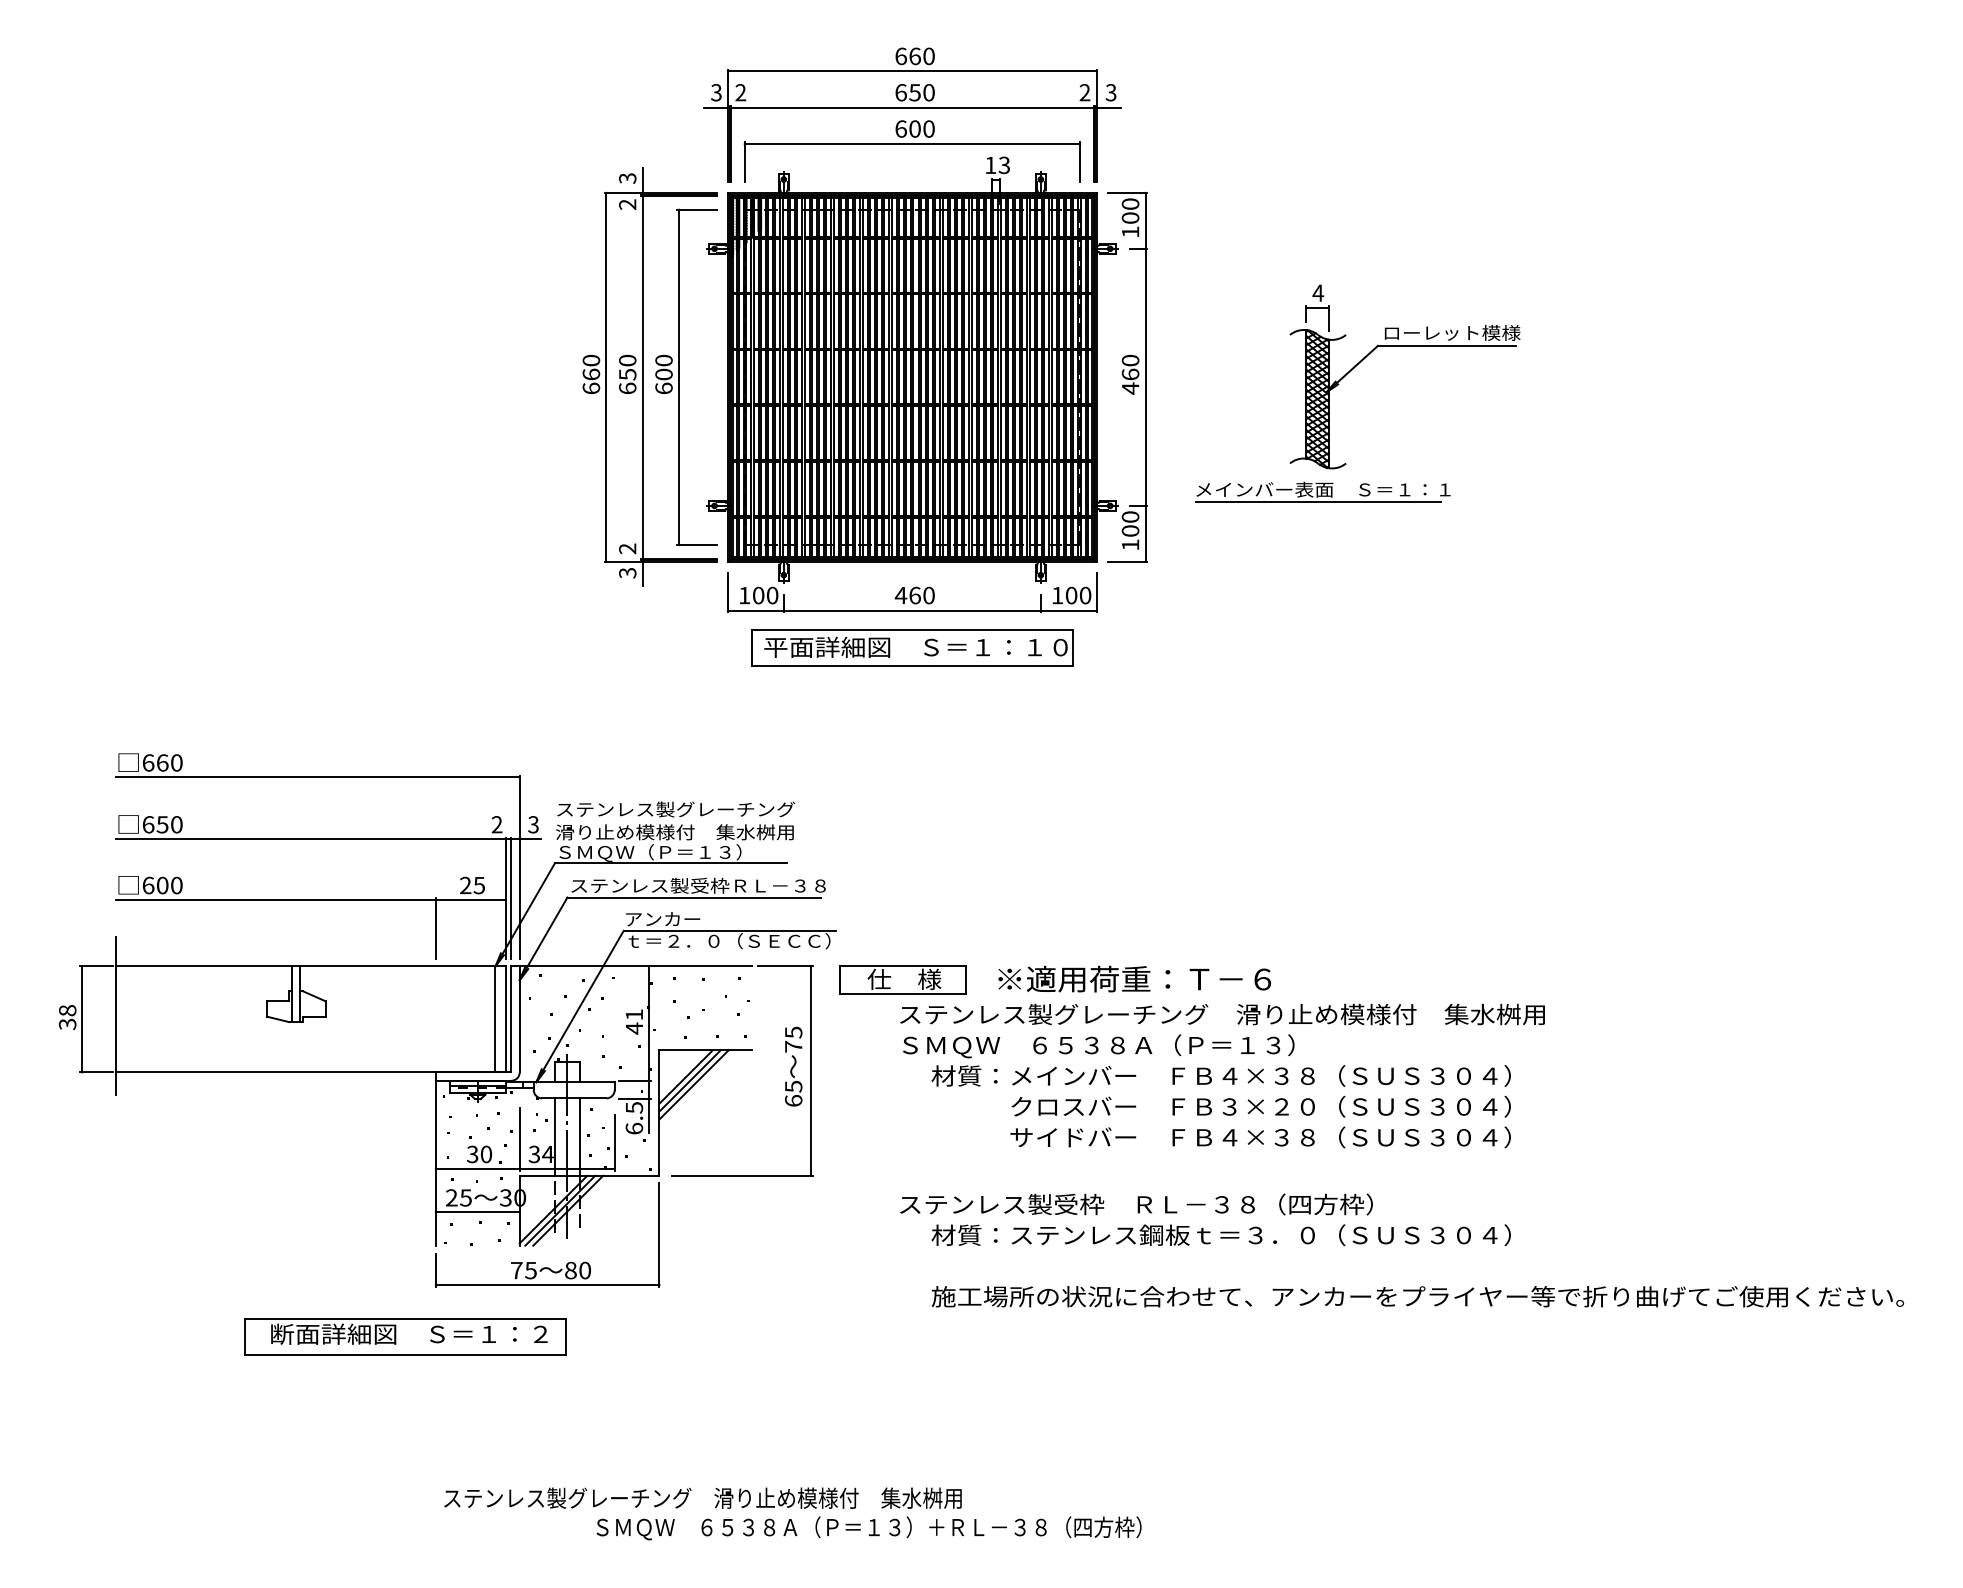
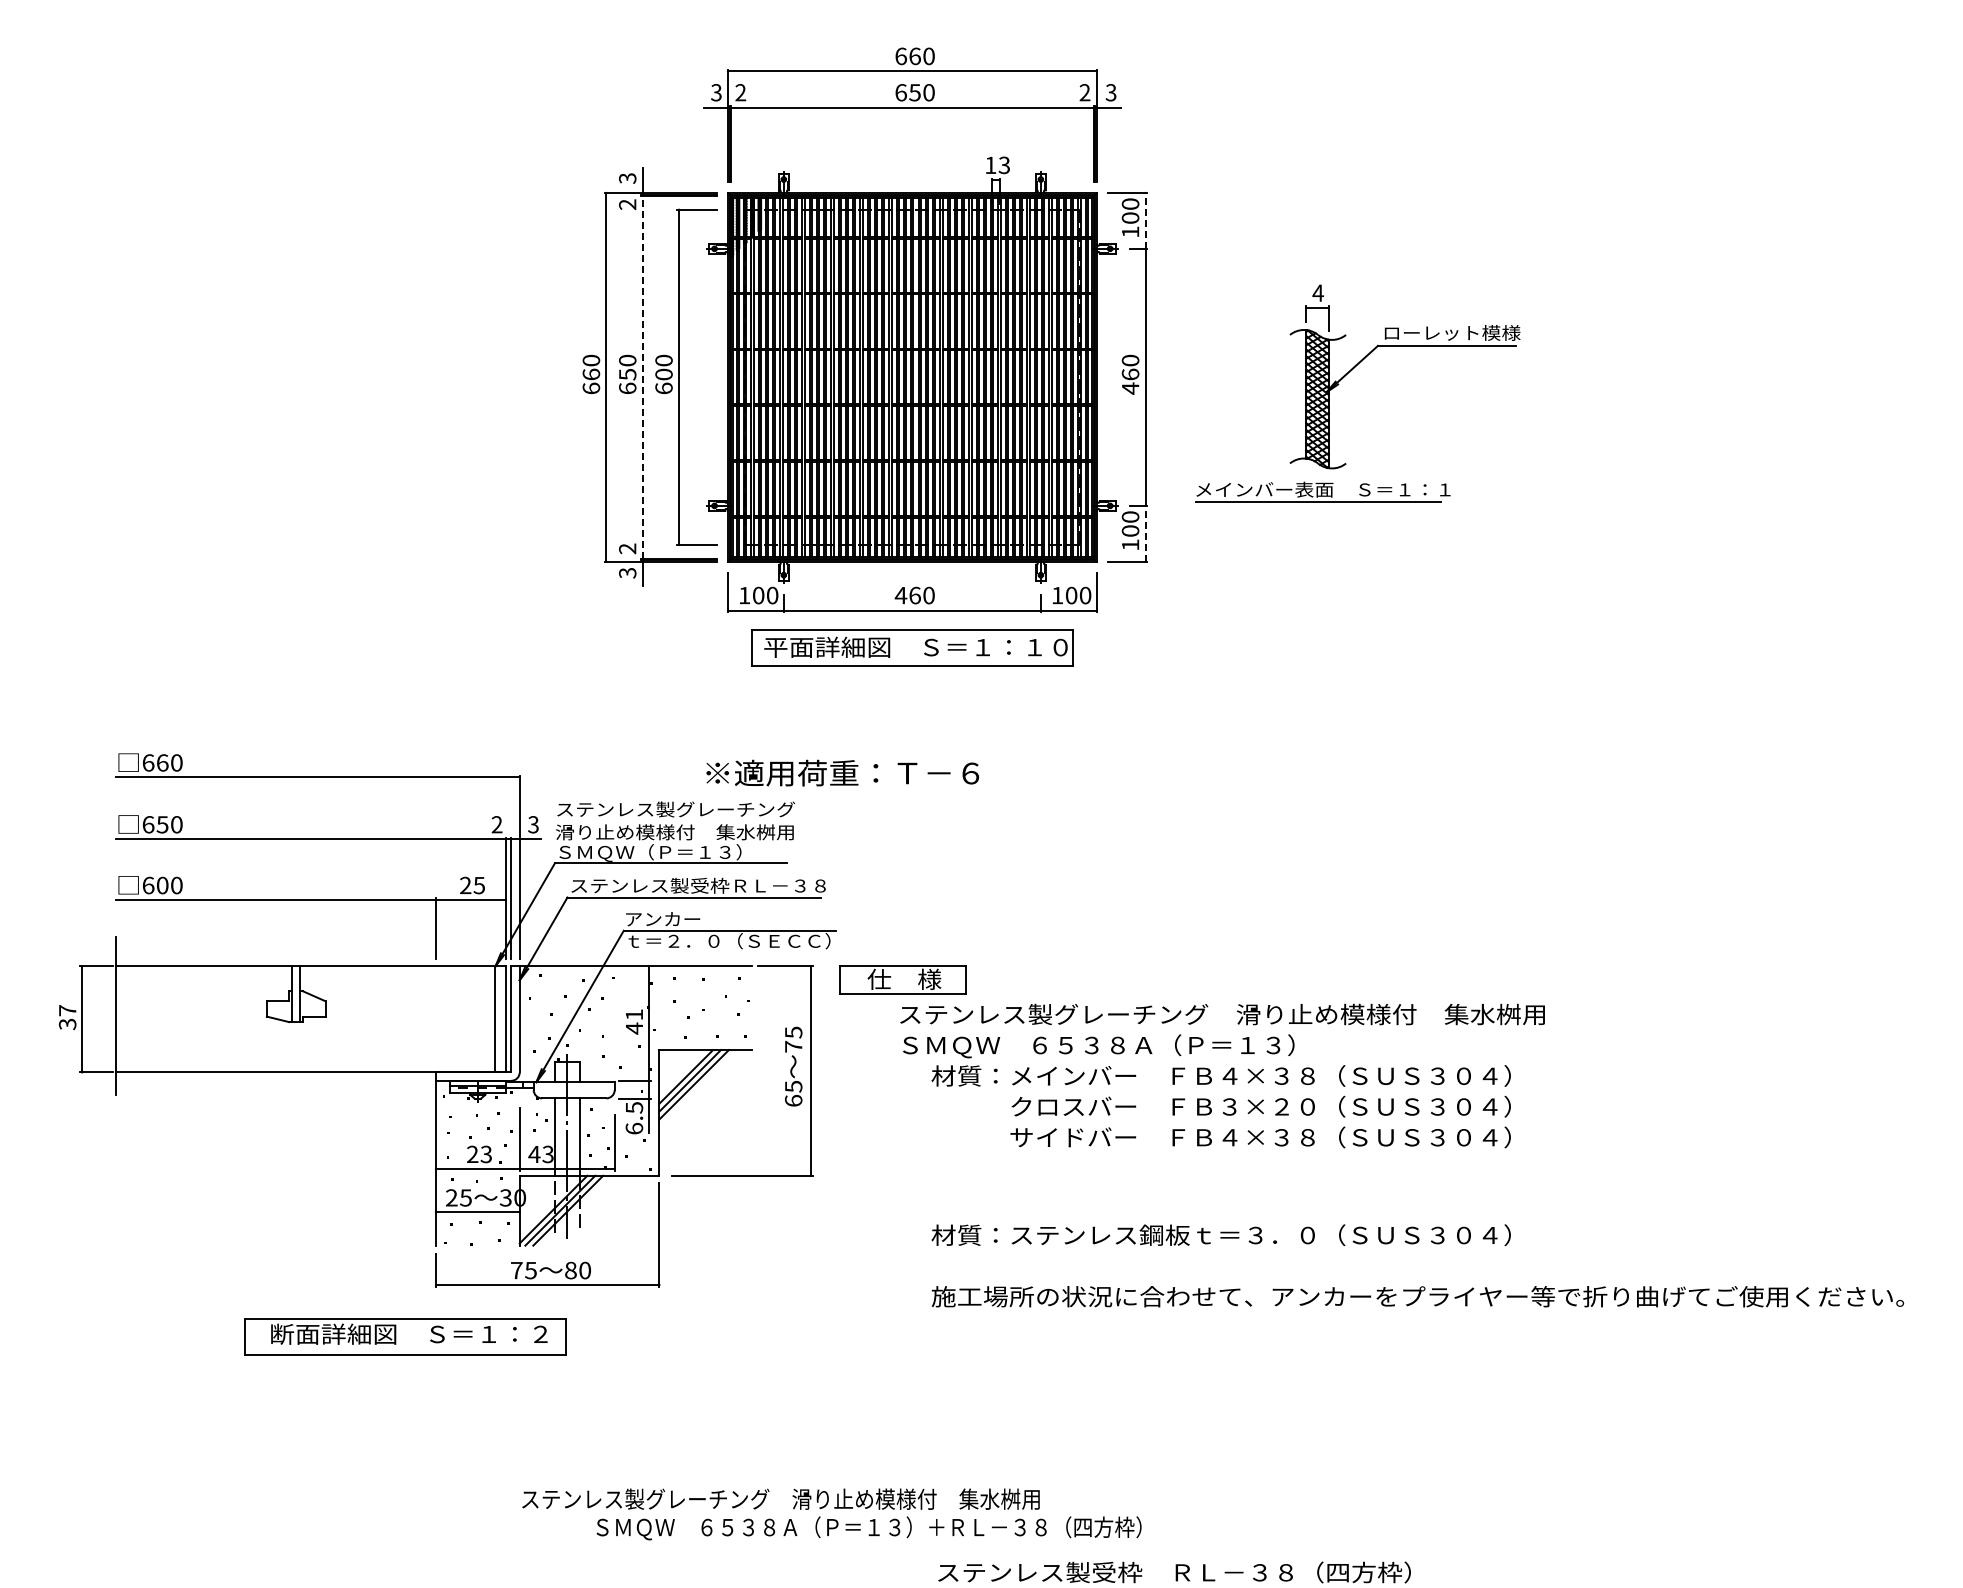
part: present -> none (911, 144)
line: solid -> dashed (1145, 220)
line: solid -> dashed (642, 377)
line: solid -> dashed (1145, 533)
text position: (1134, 978) -> (842, 772) (842, 772)
text: 38 -> 37 (67, 1010)
text: 30 -> 23 (479, 1154)
text: 34 -> 43 (540, 1154)
text position: (1136, 1204) -> (1174, 1572) (1174, 1572)
text position: (702, 1497) -> (780, 1498) (780, 1498)
